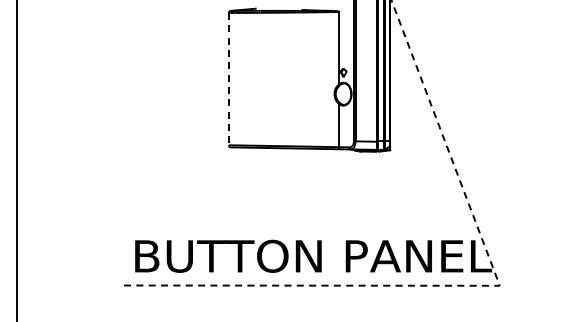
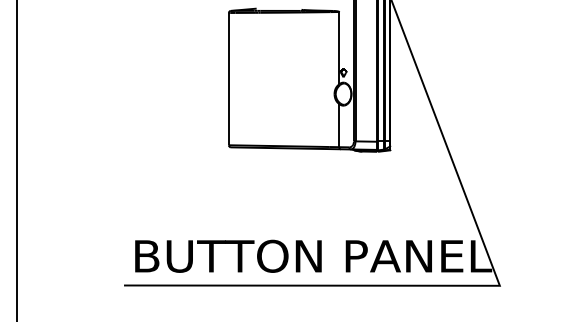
line: dashed -> solid (228, 79)
line: dashed -> solid (464, 285)
